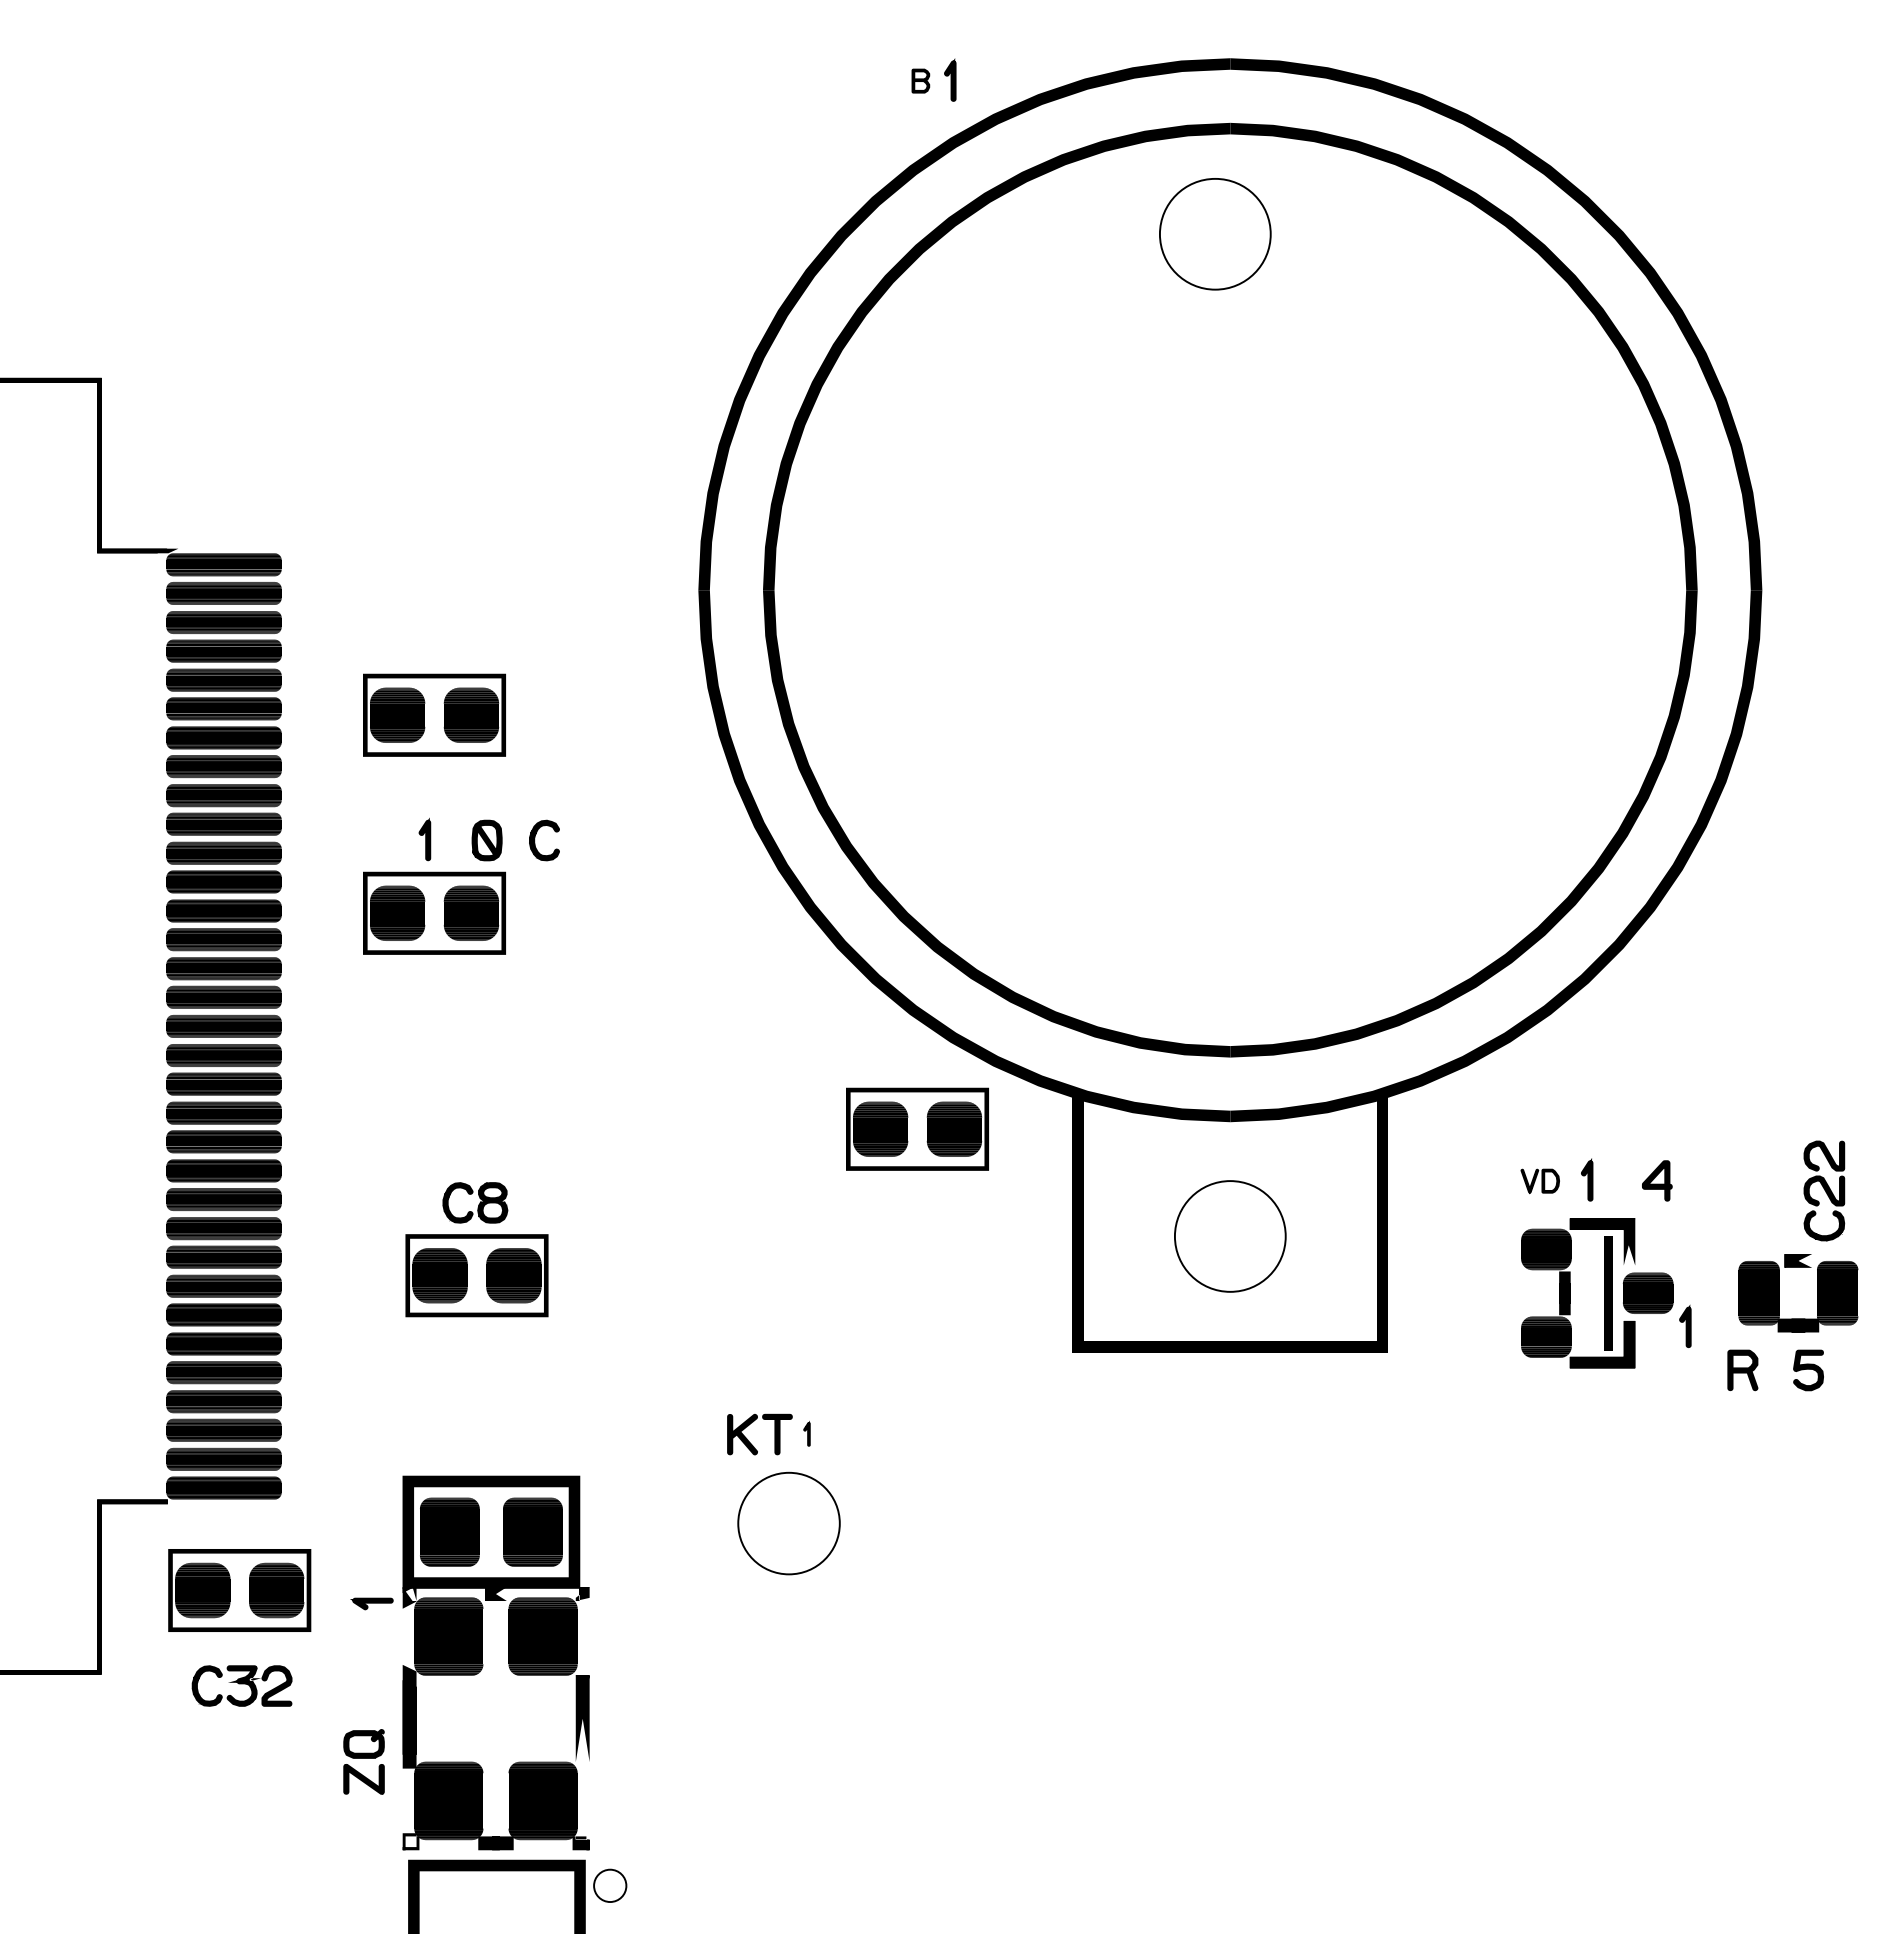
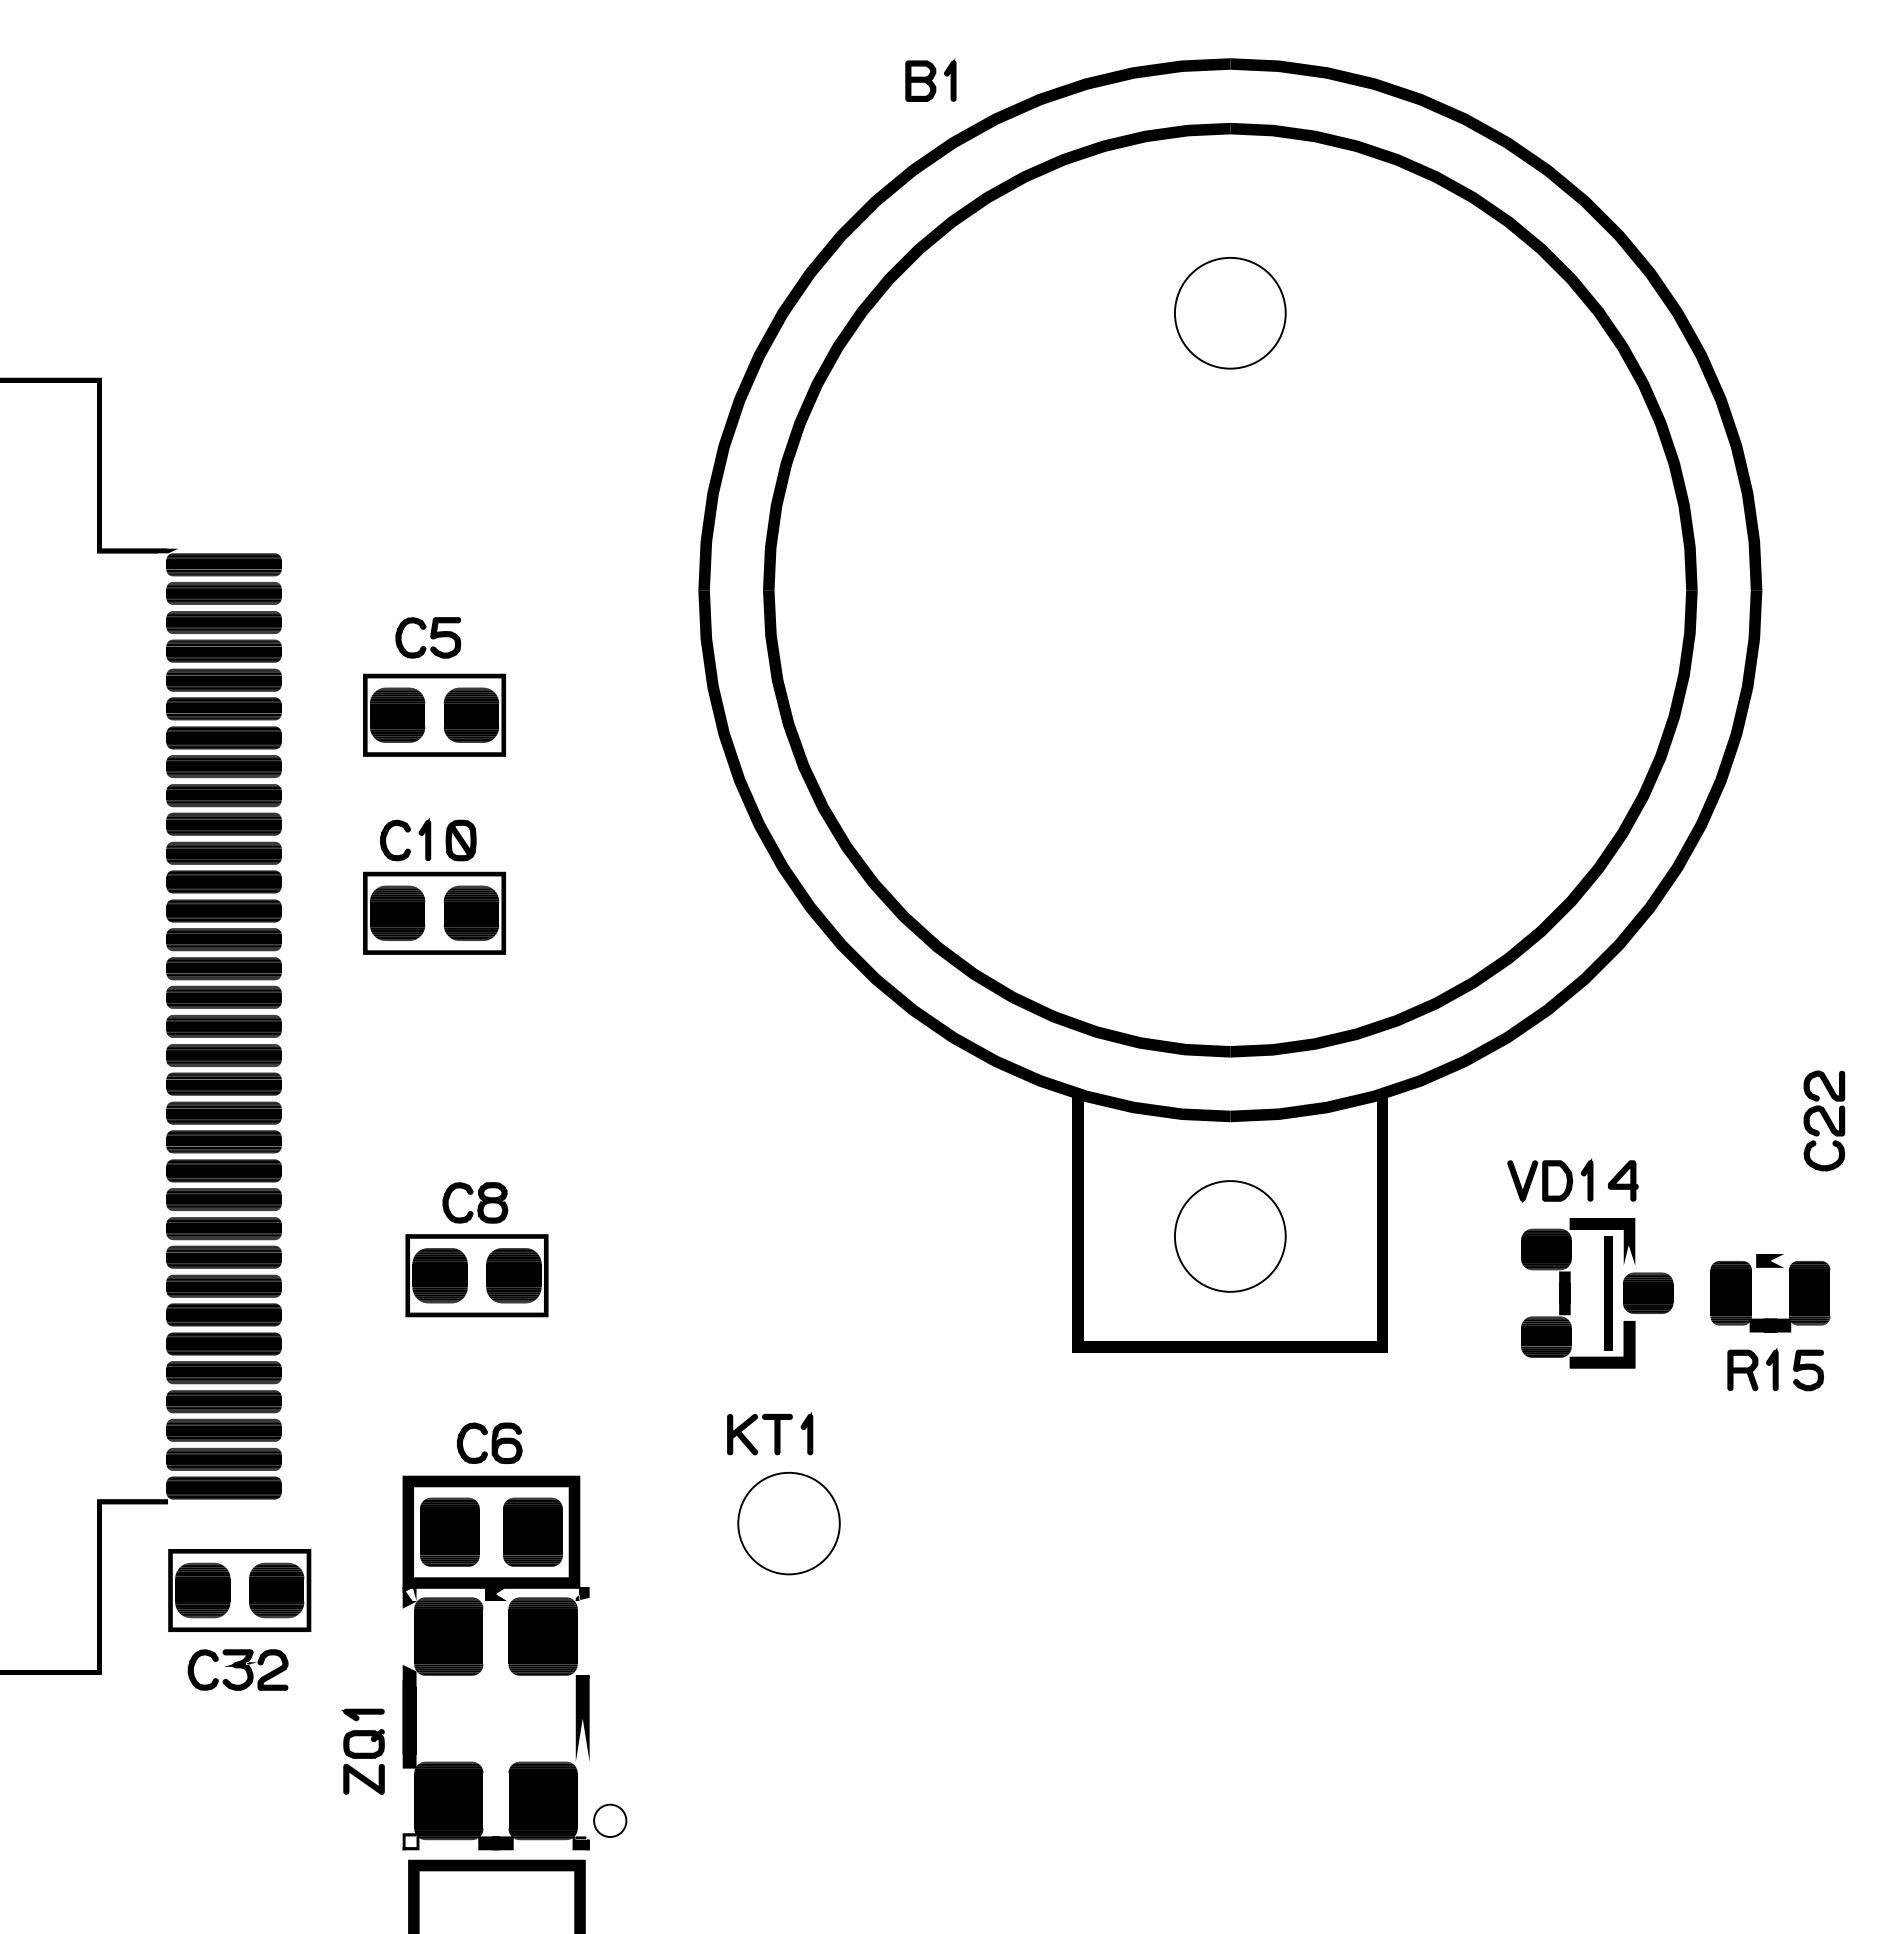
part size: 20x26 px -> 32x42 px (920, 80)
part position: (1215, 234) -> (1230, 313) (1230, 313)
part: none -> present (428, 637)
part position: (486, 840) -> (460, 840) (460, 840)
part position: (535, 840) -> (386, 840) (386, 840)
part: present -> none (917, 1128)
part position: (1657, 1180) -> (1623, 1180) (1623, 1180)
part size: 40x27 px -> 67x43 px (1540, 1181)
part position: (1824, 1190) -> (1824, 1120) (1824, 1120)
part position: (1779, 1293) -> (1751, 1293) (1751, 1293)
part position: (1685, 1325) -> (1772, 1368) (1772, 1368)
part size: 8x26 px -> 14x44 px (806, 1433)
part: none -> present (489, 1442)
part position: (371, 1603) -> (362, 1714) (362, 1714)
part position: (241, 1685) -> (237, 1669) (237, 1669)
part position: (610, 1885) -> (610, 1820) (610, 1820)
